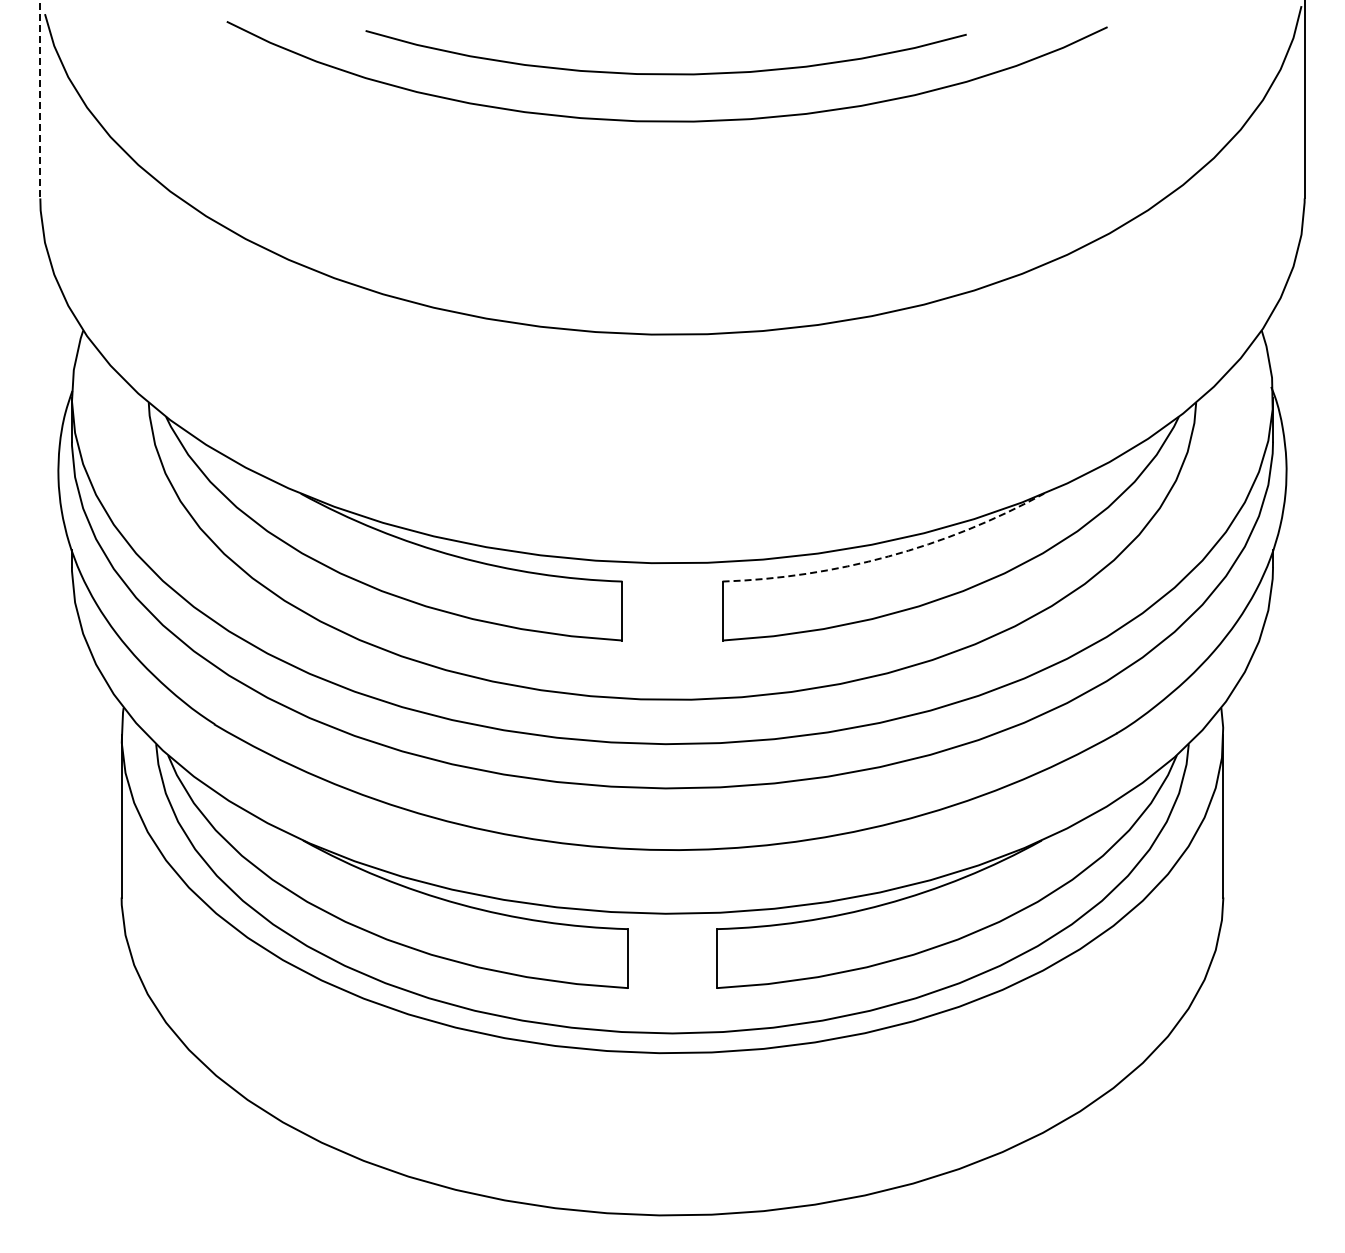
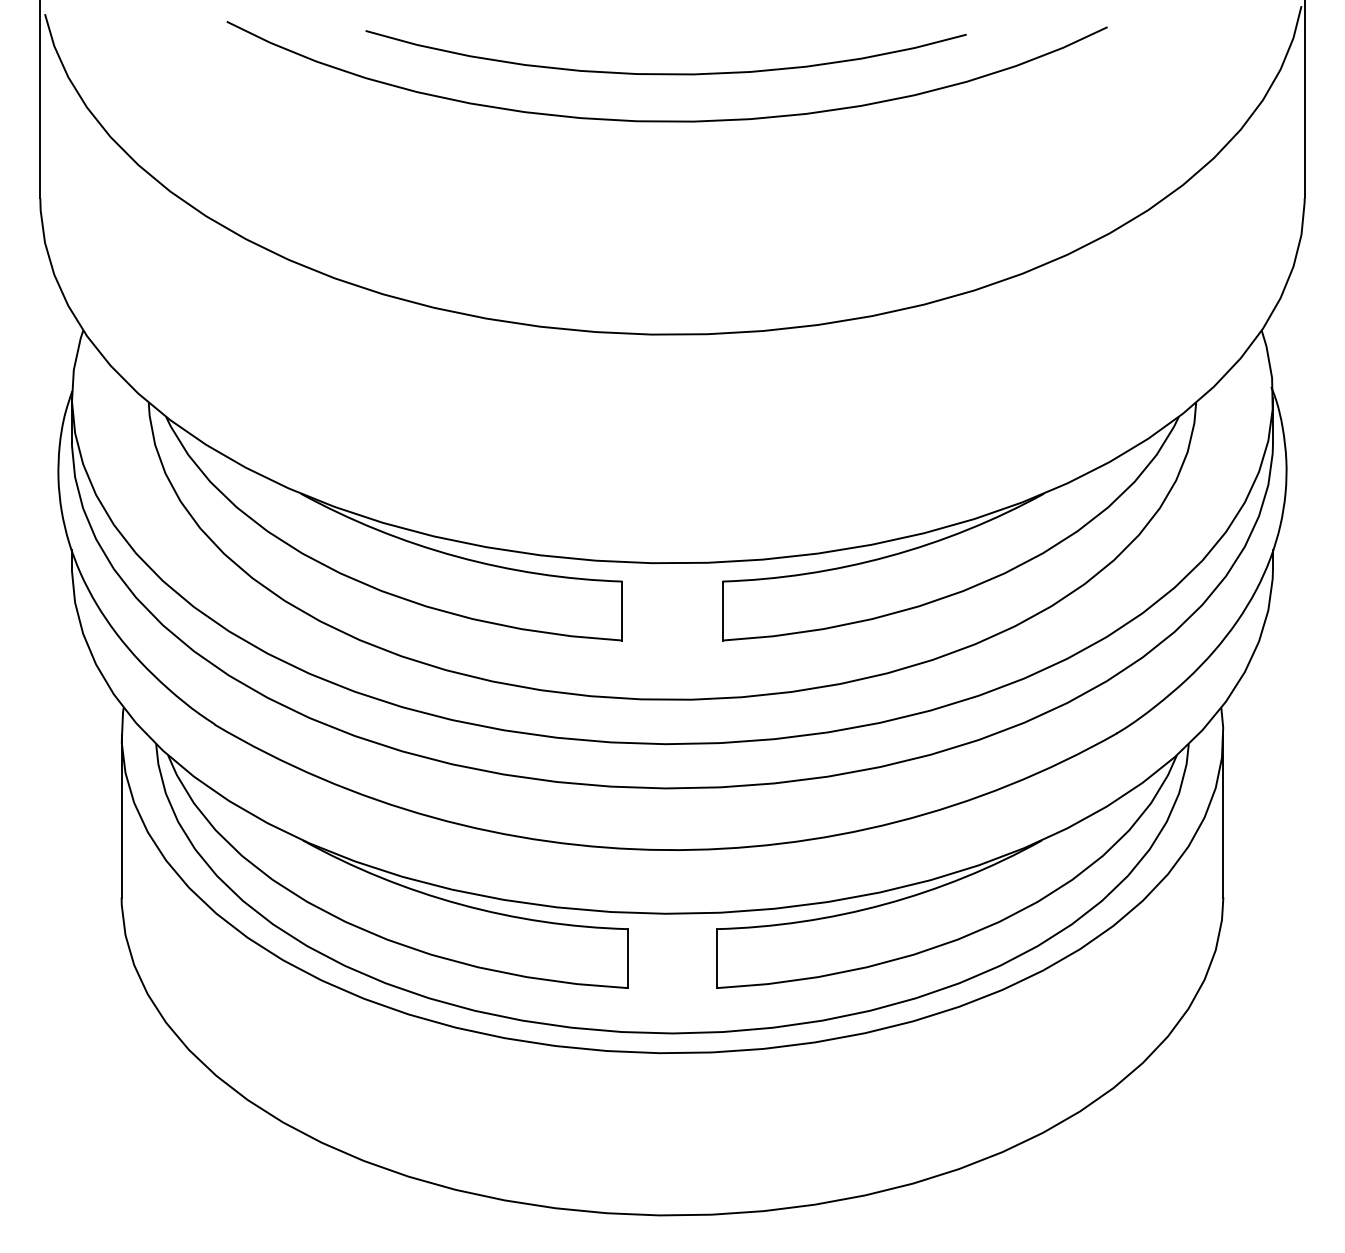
line: dashed -> solid (40, 99)
arc: dashed -> solid (888, 556)
